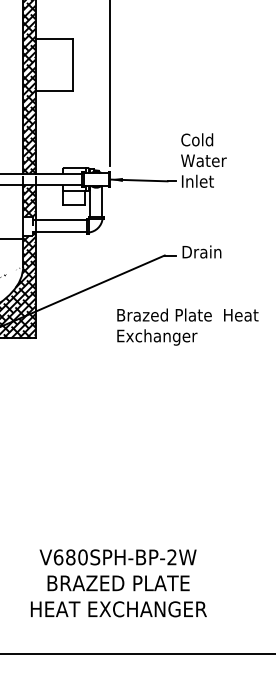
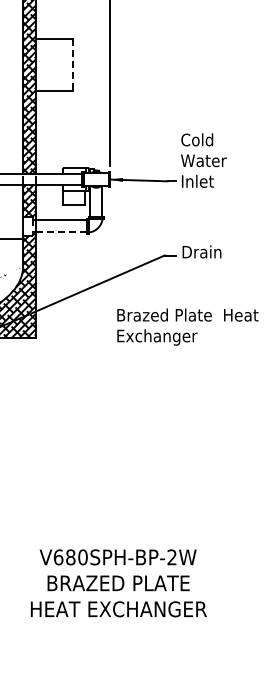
line: solid -> dashed (73, 65)
line: solid -> dashed (61, 232)
line: present -> none (137, 653)
